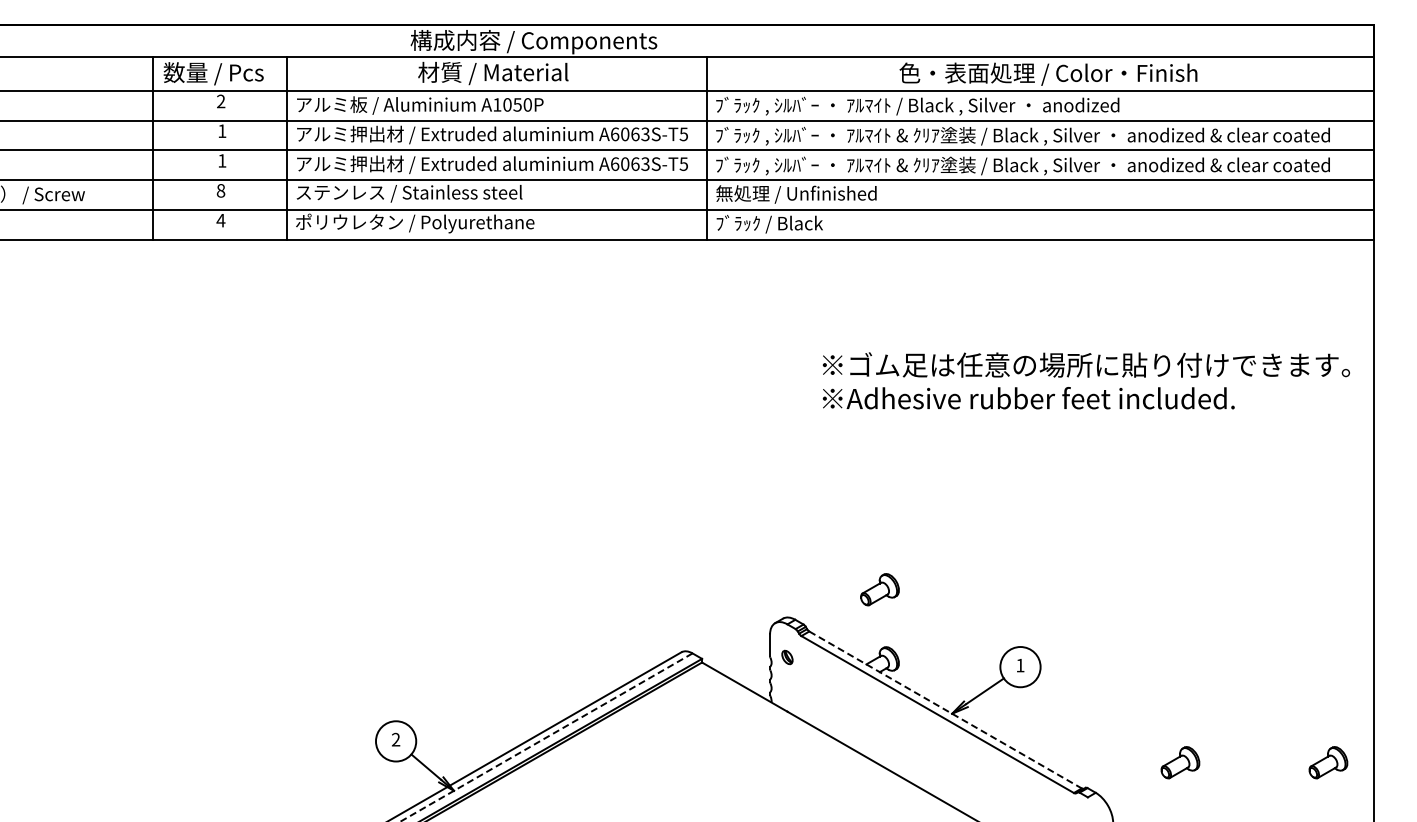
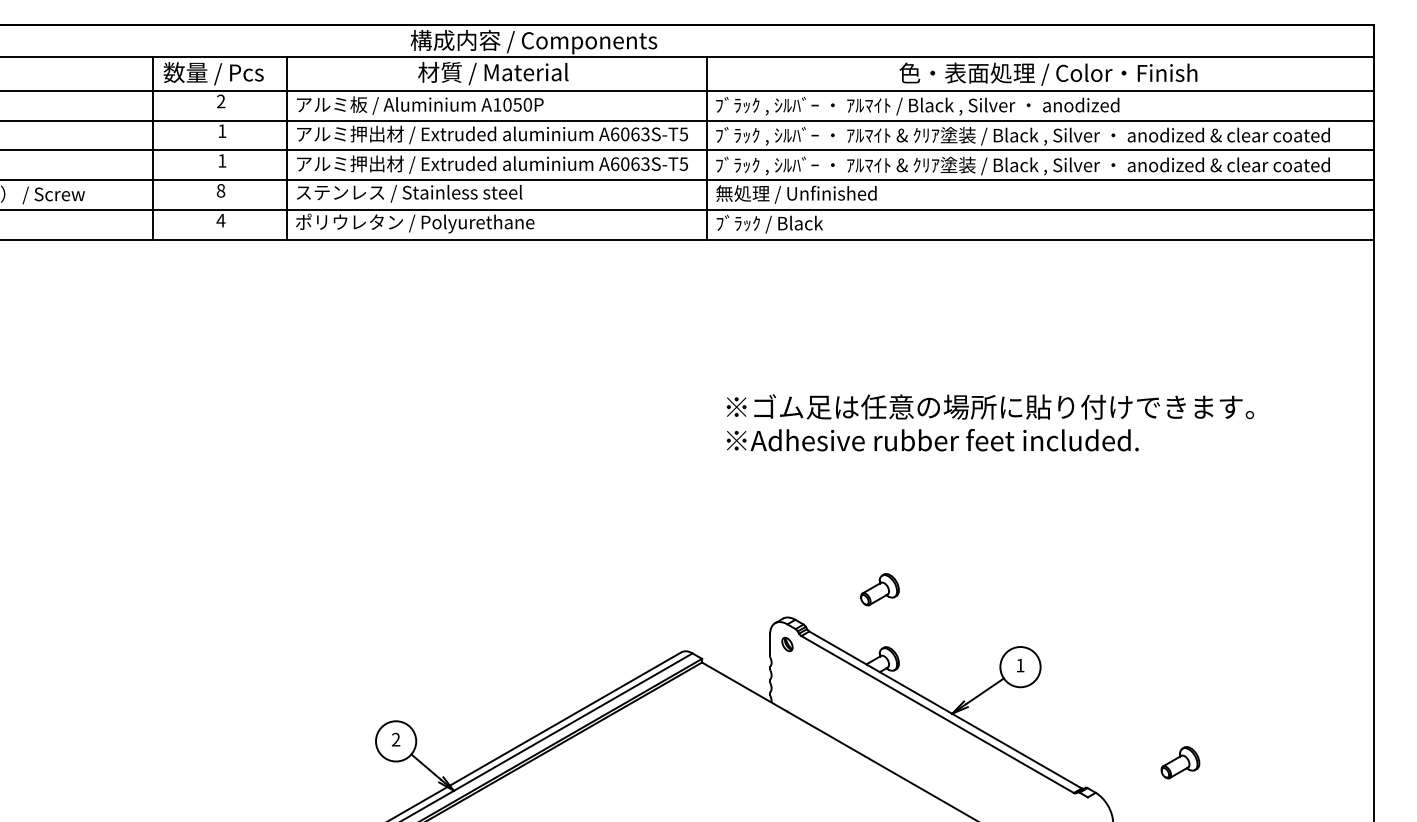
text position: (1085, 380) -> (989, 422) (989, 422)
part position: (787, 657) -> (787, 644) (787, 644)
line: dashed -> solid (946, 710)
line: dashed -> solid (546, 737)
part: present -> none (1328, 762)
